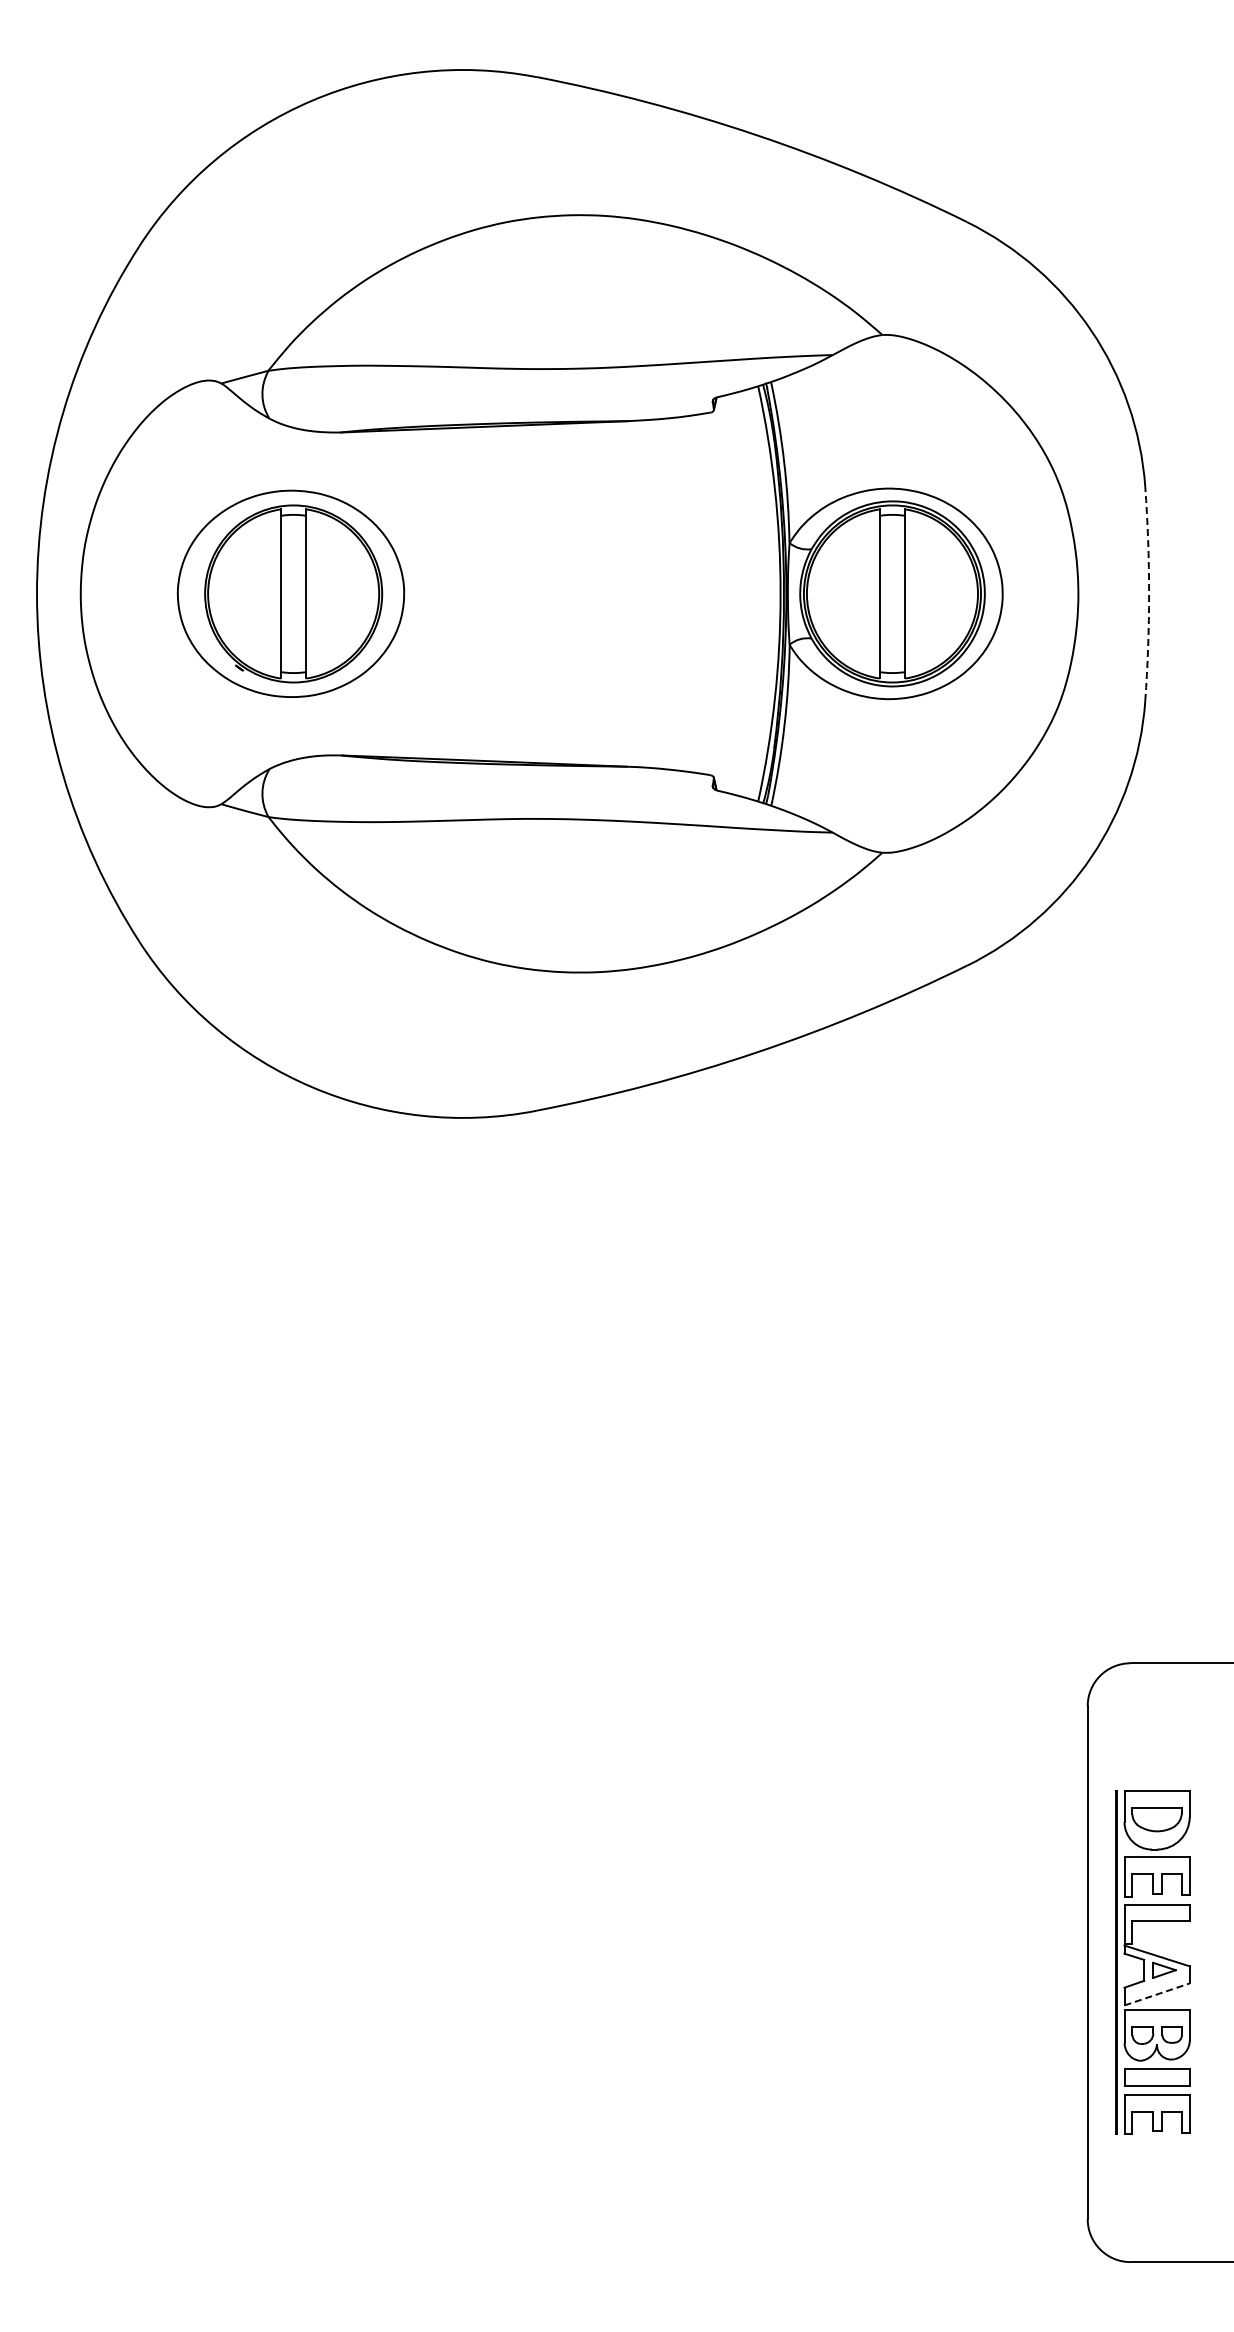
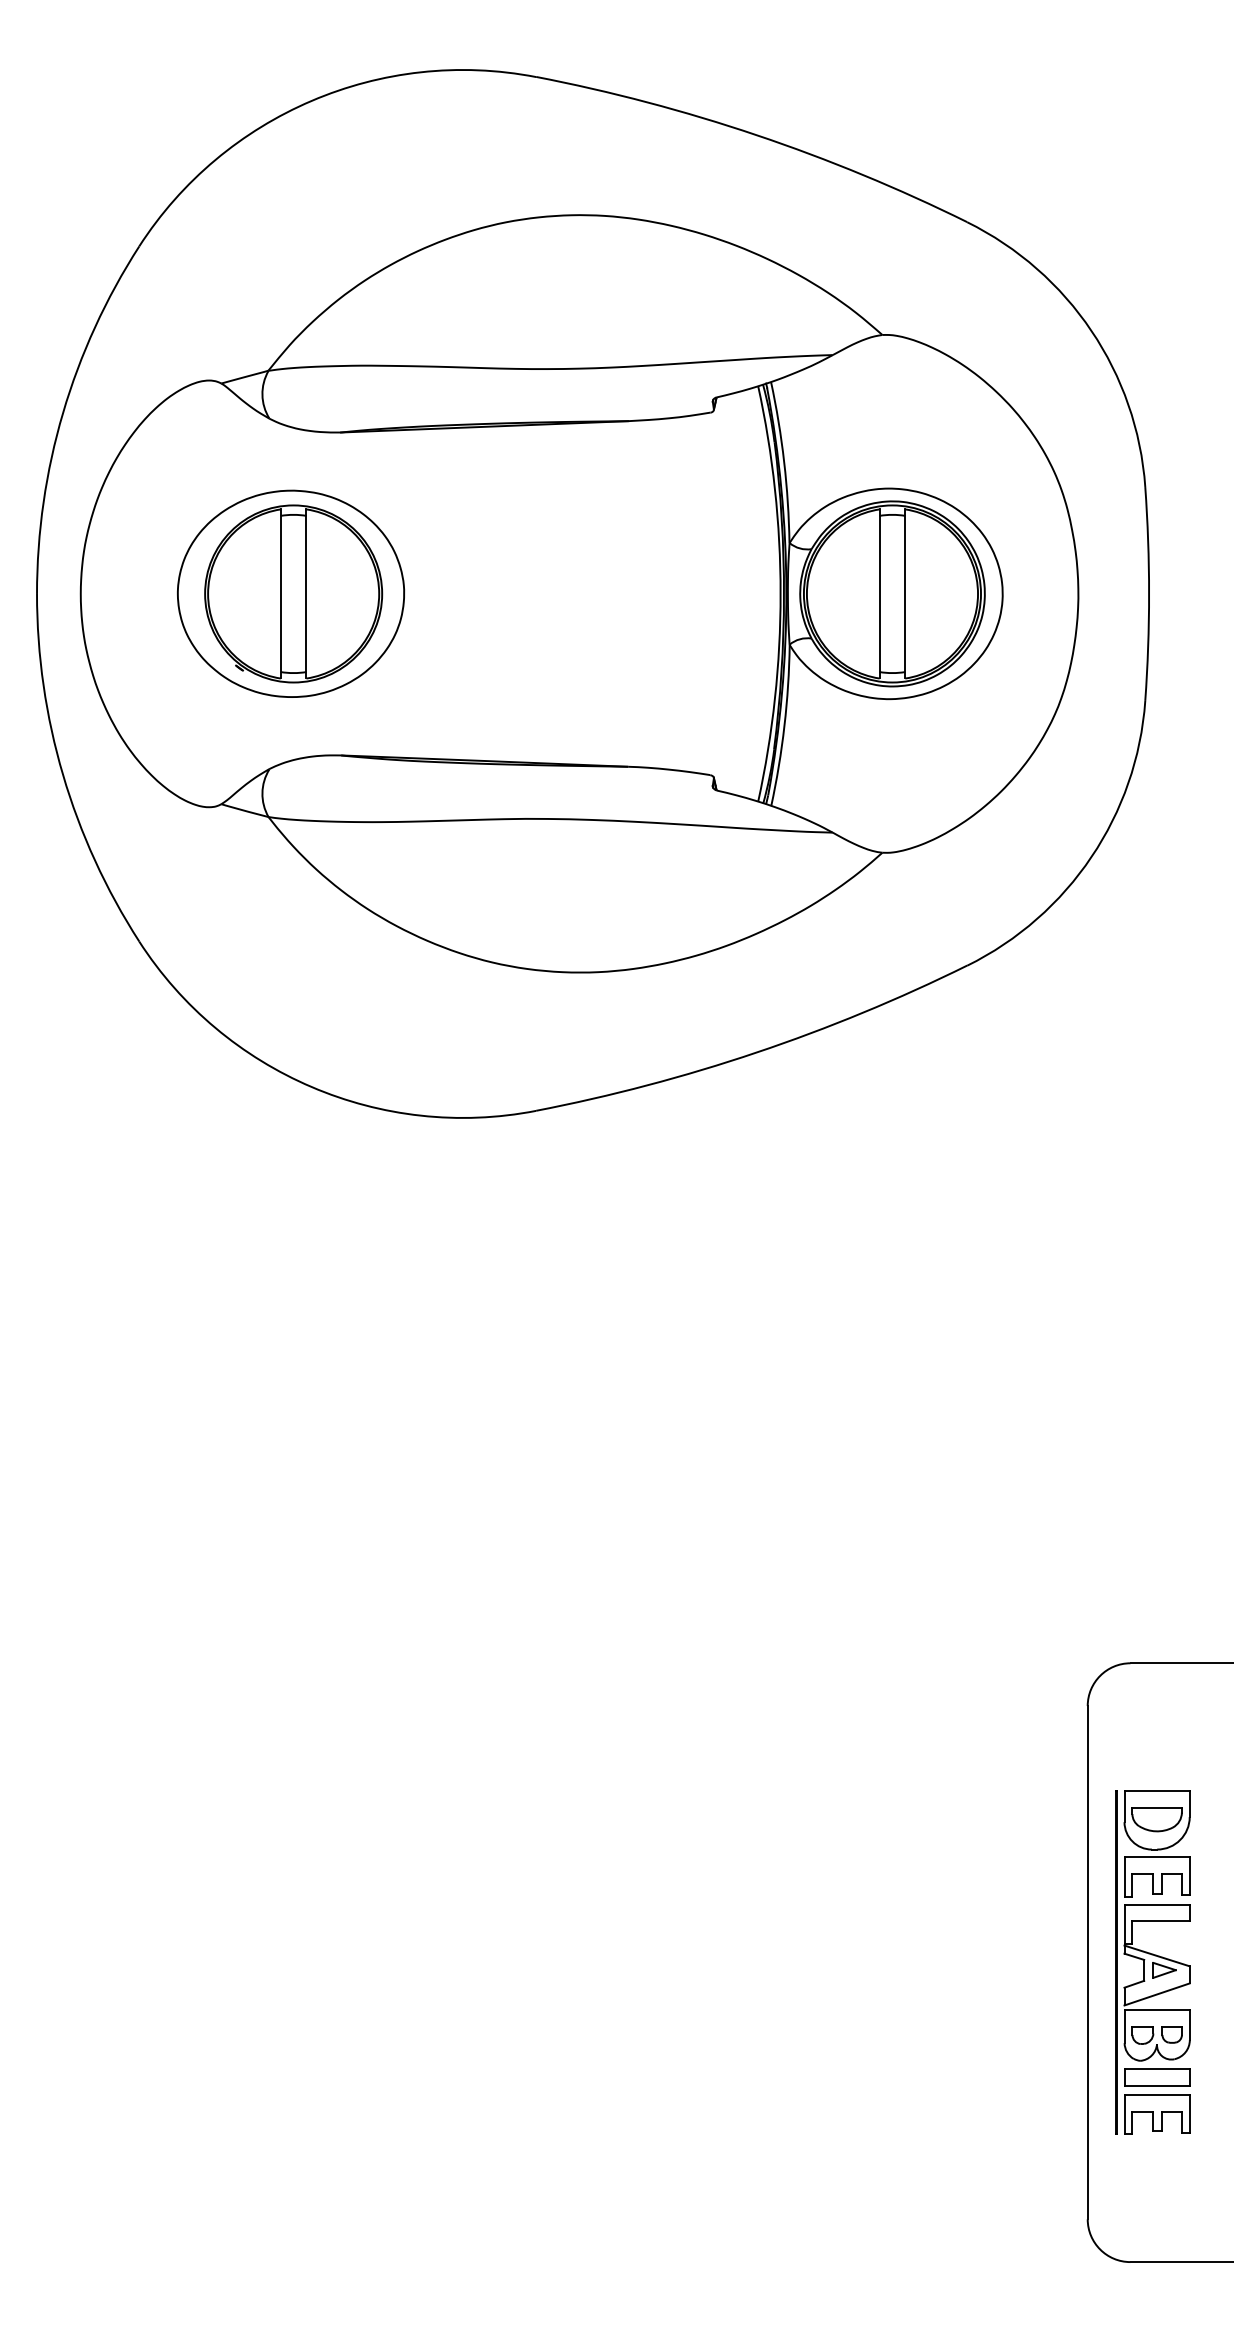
arc: dashed -> solid (1149, 593)
line: dashed -> solid (1157, 1994)
